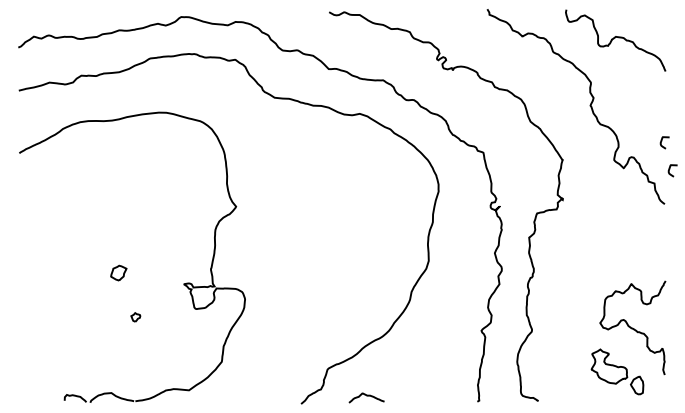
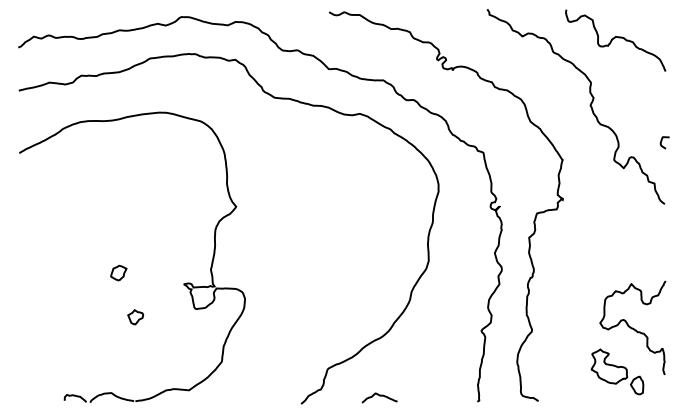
curve: present -> none (670, 169)
part size: 12x11 px -> 18x17 px (135, 317)
curve position: (366, 396) -> (379, 396) (379, 396)
